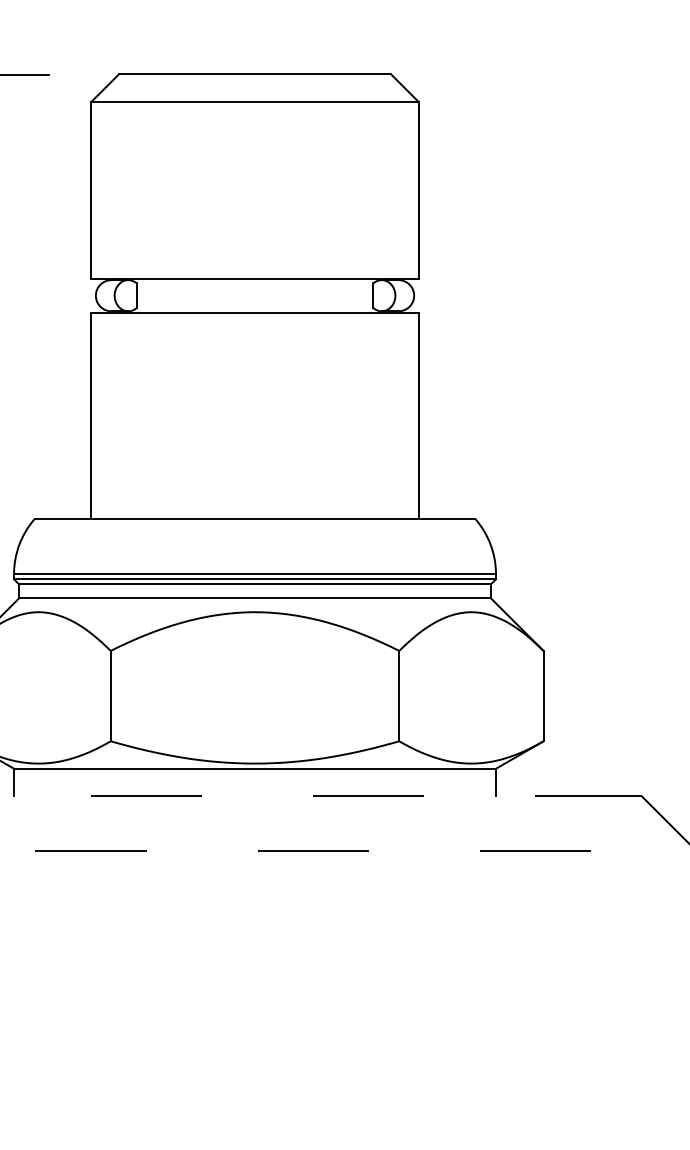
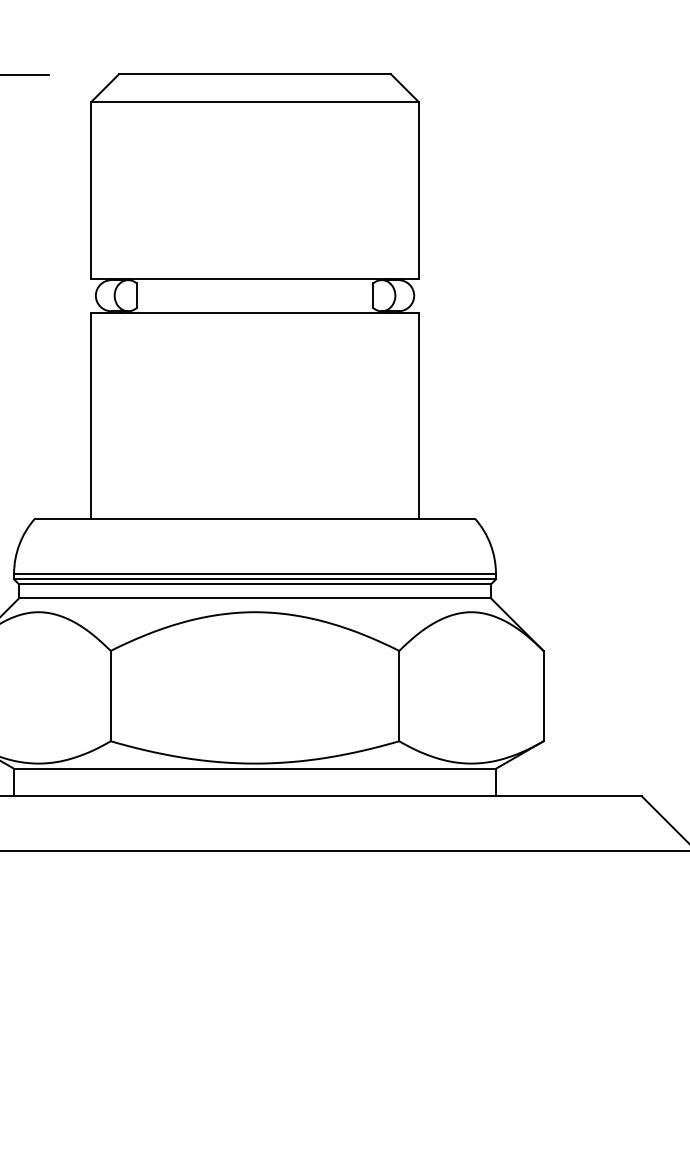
line: dashed -> solid (320, 796)
line: dashed -> solid (345, 851)
